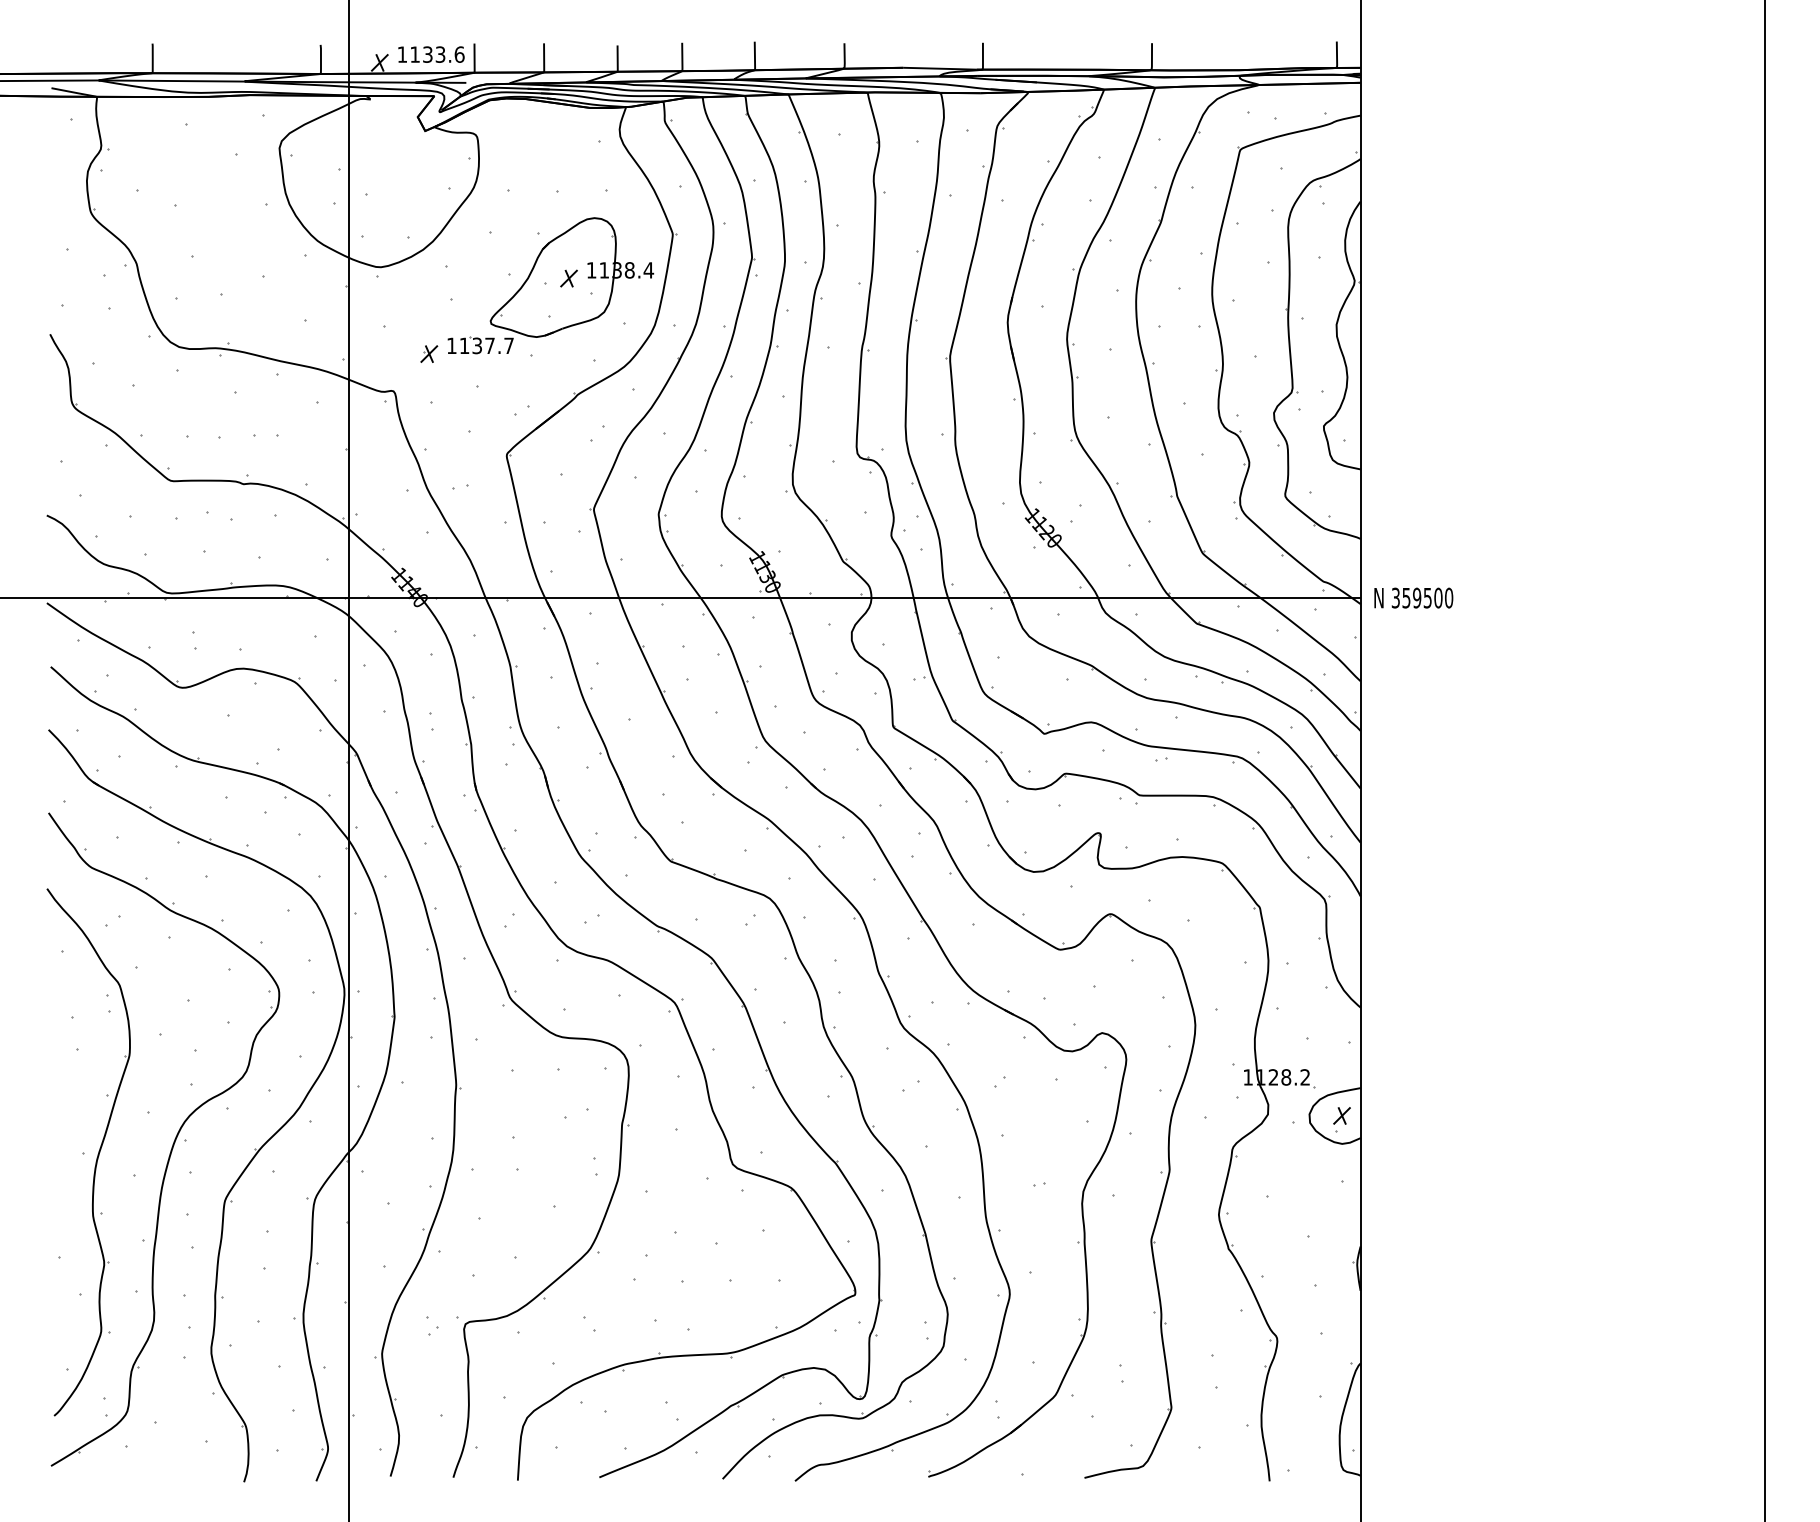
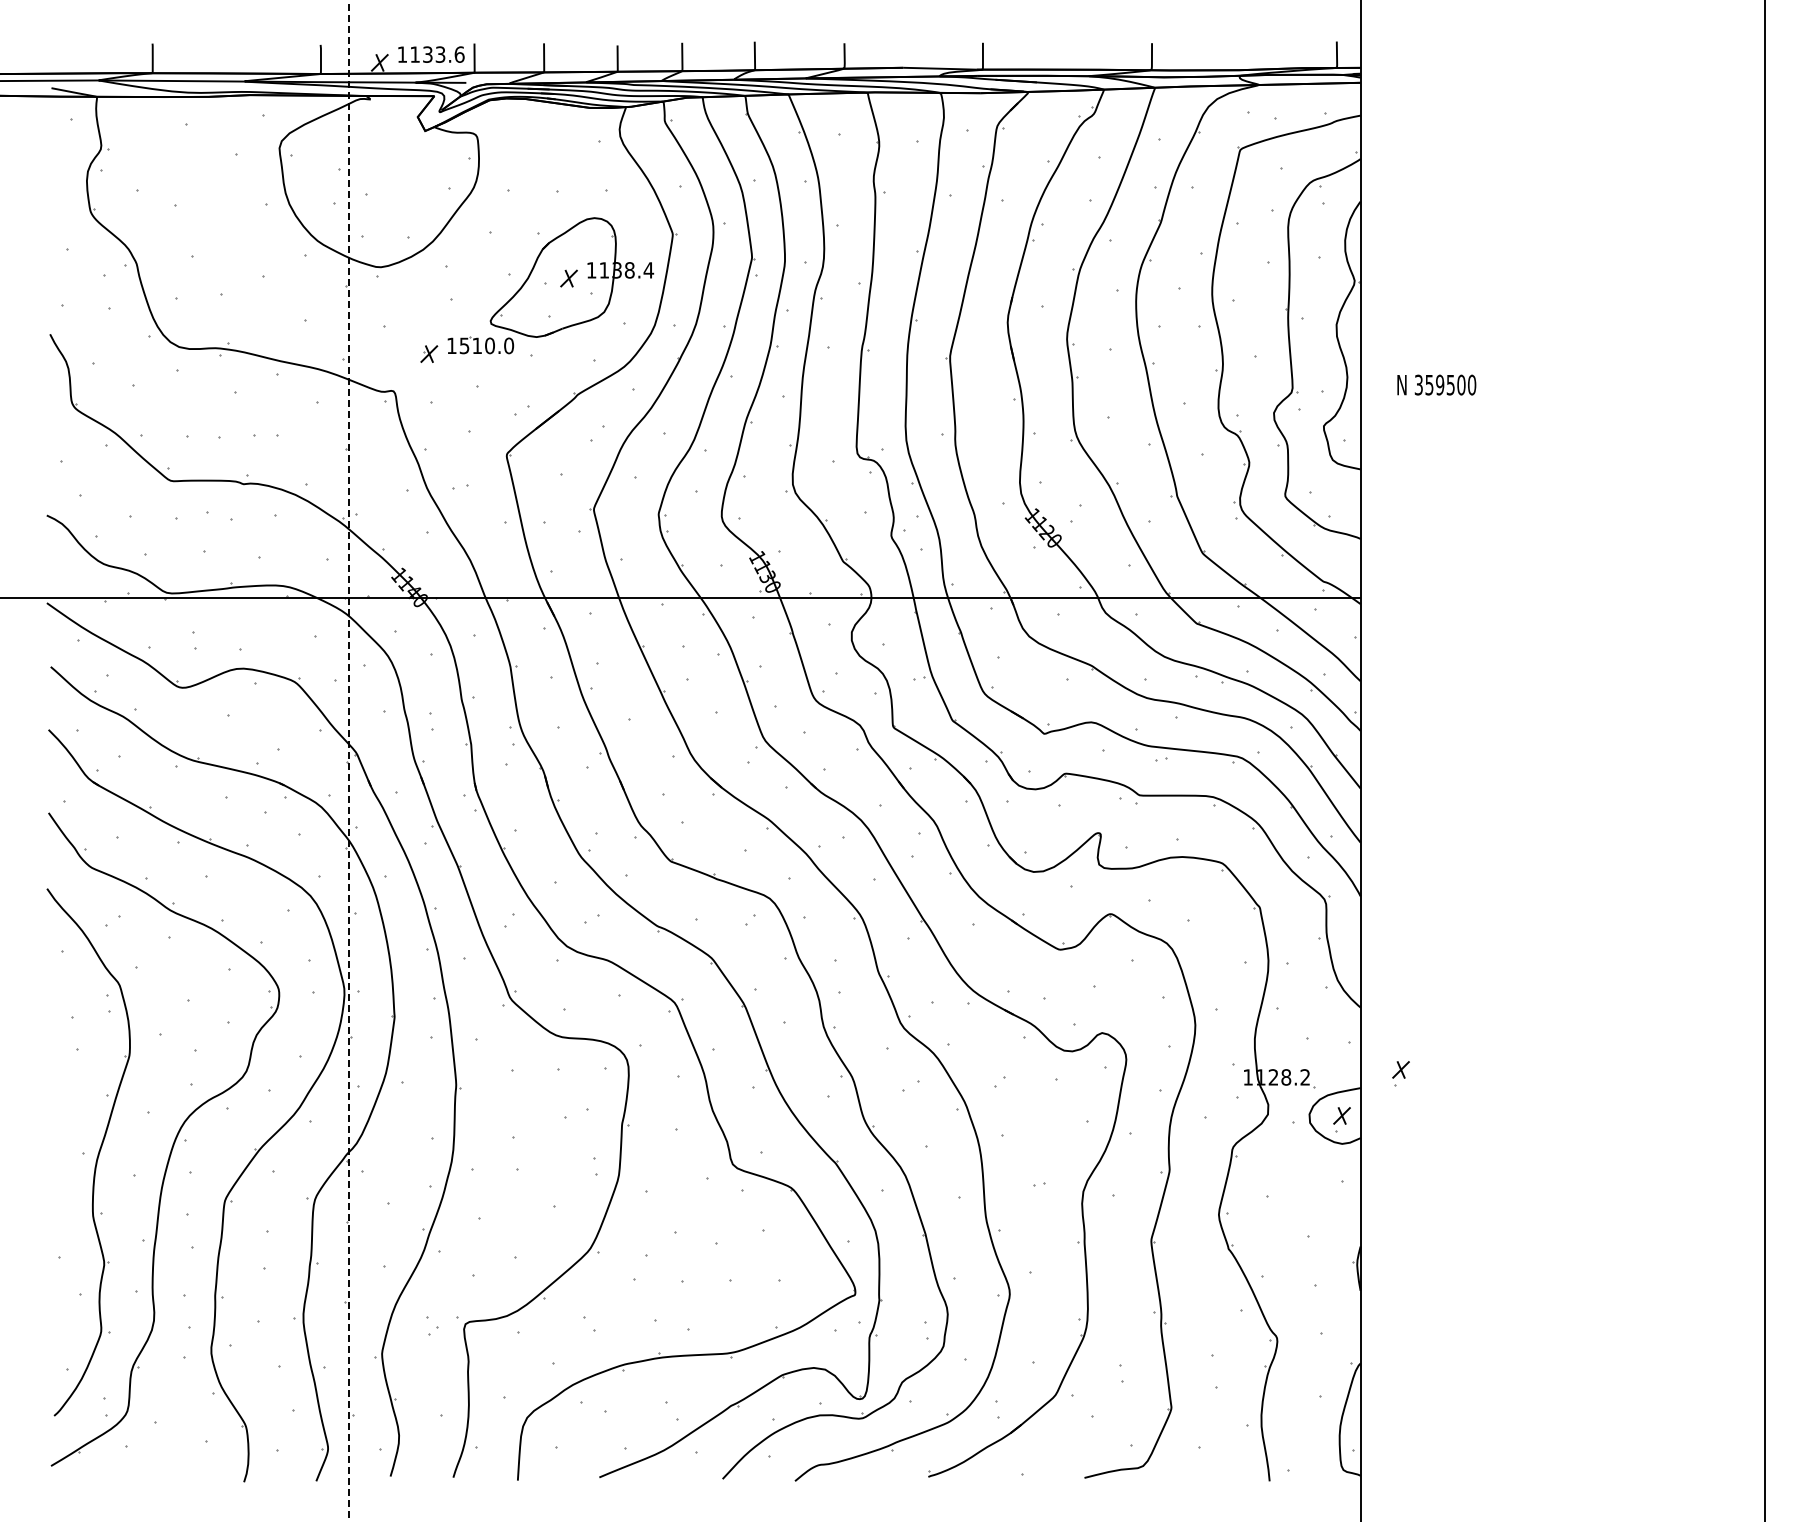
text: 1137.7 -> 1510.0 (486, 345)
text position: (1413, 597) -> (1436, 384) (1436, 384)
line: solid -> dashed (348, 760)
part: none -> present (1400, 1073)
